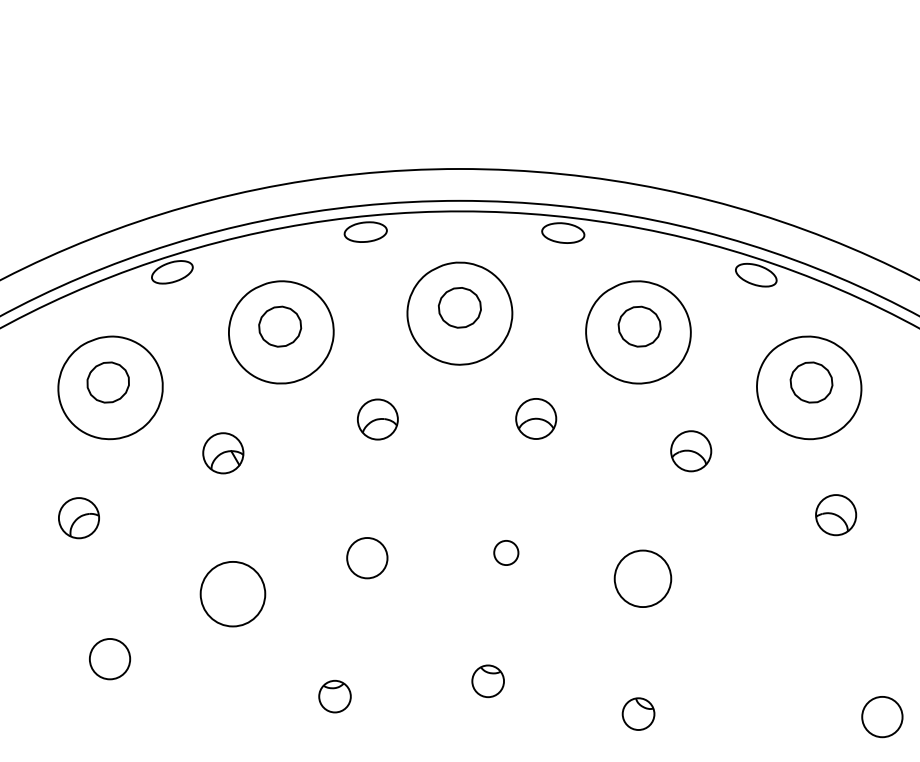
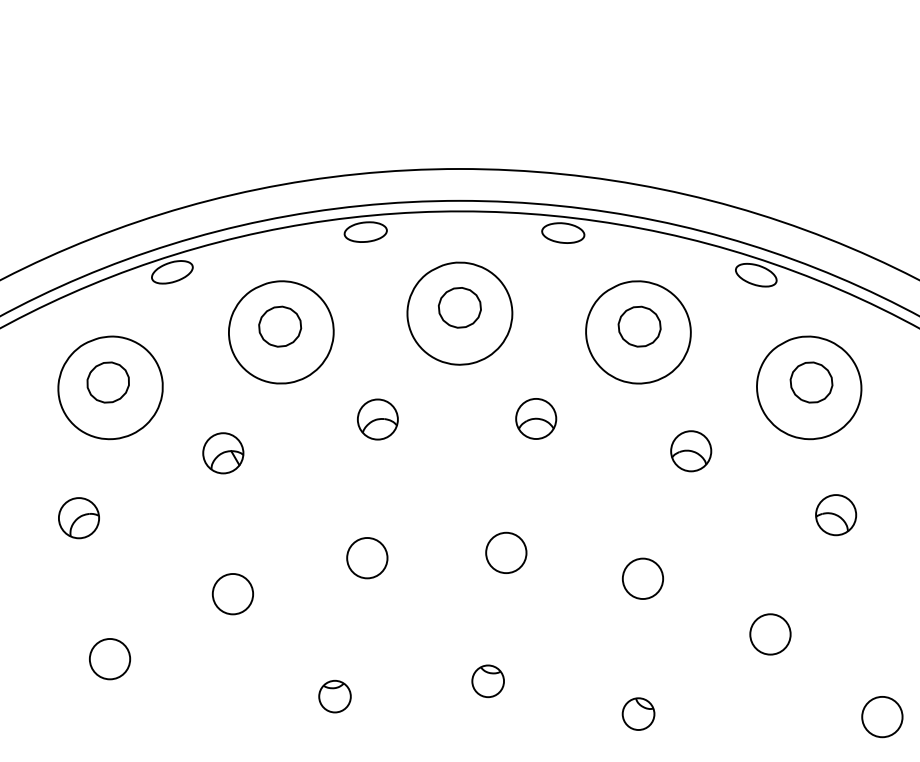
circle diameter: 24 px -> 40 px (506, 552)
circle diameter: 56 px -> 40 px (642, 578)
circle diameter: 65 px -> 40 px (232, 594)
circle: none -> present (770, 634)
